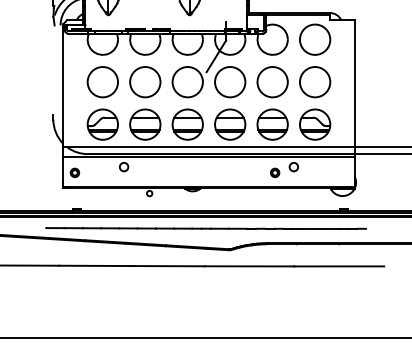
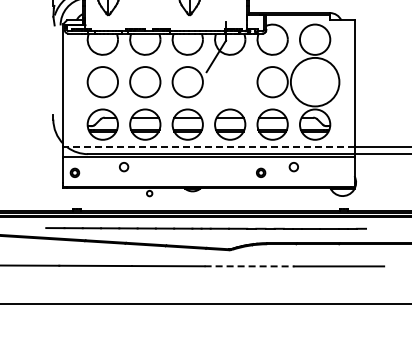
circle: present -> none (230, 82)
circle diameter: 30 px -> 49 px (314, 81)
line: solid -> dashed (208, 146)
part position: (275, 172) -> (261, 172) (261, 172)
line: solid -> dashed (249, 266)
line position: (205, 337) -> (205, 303) (205, 303)
